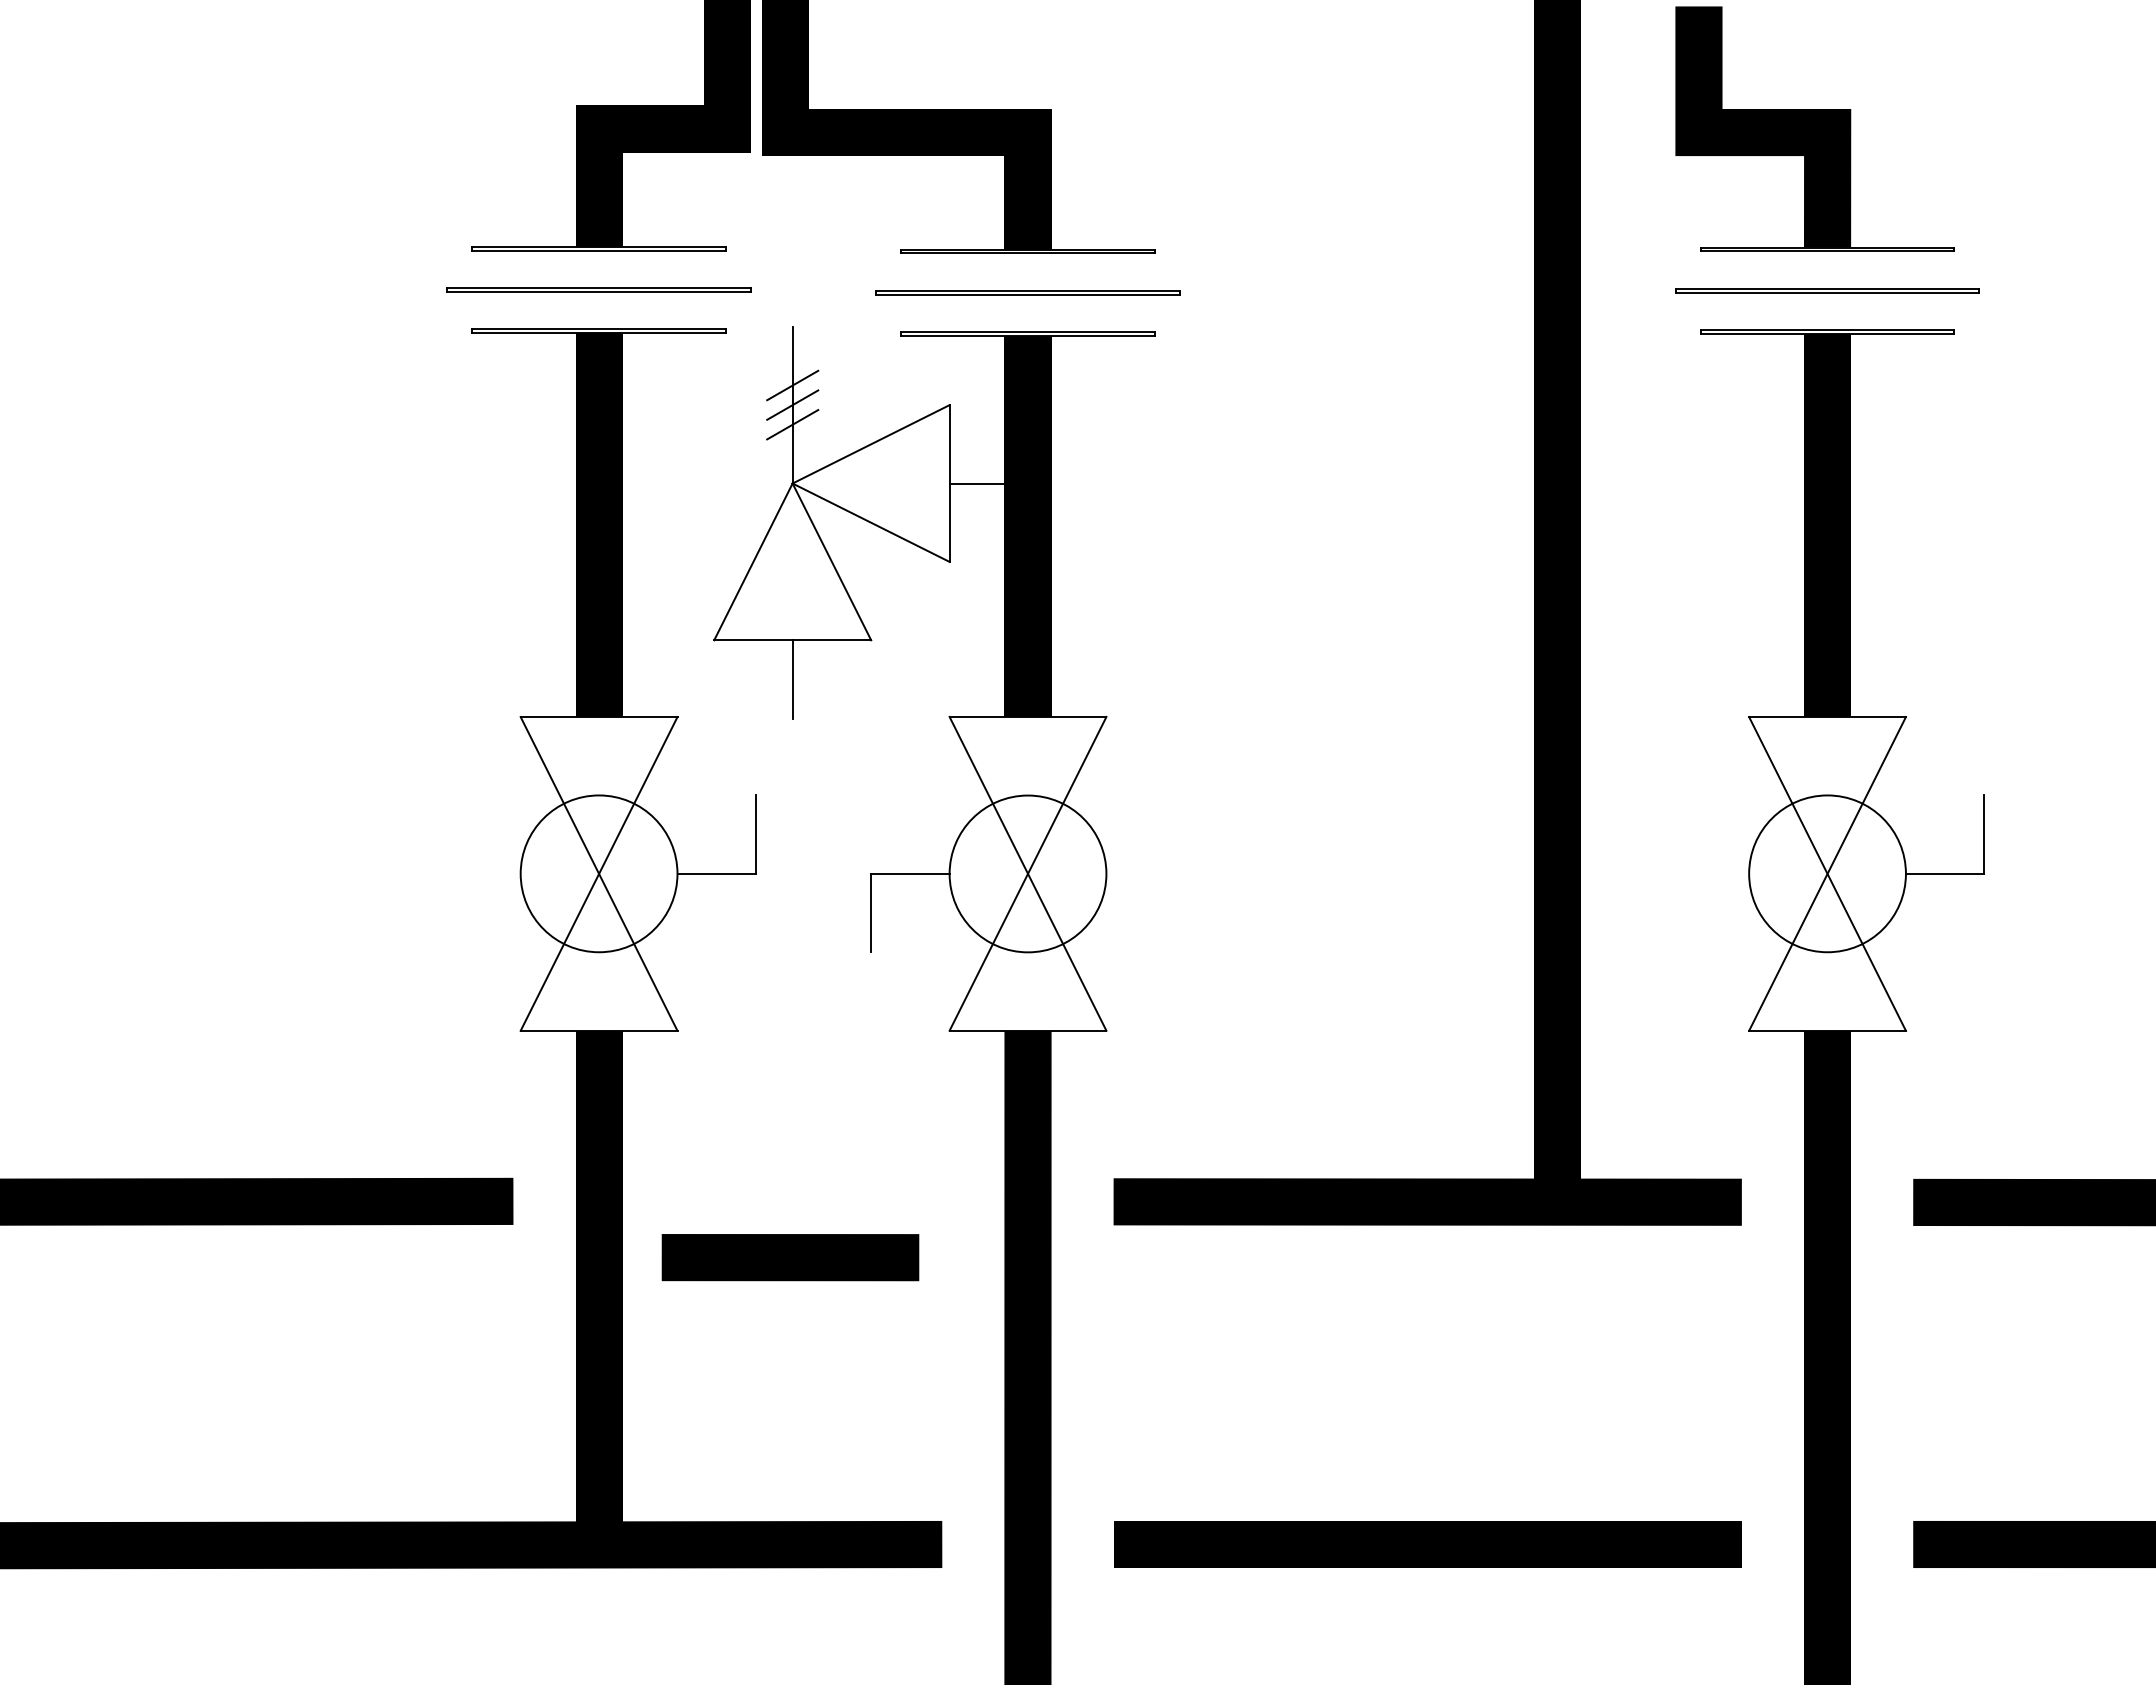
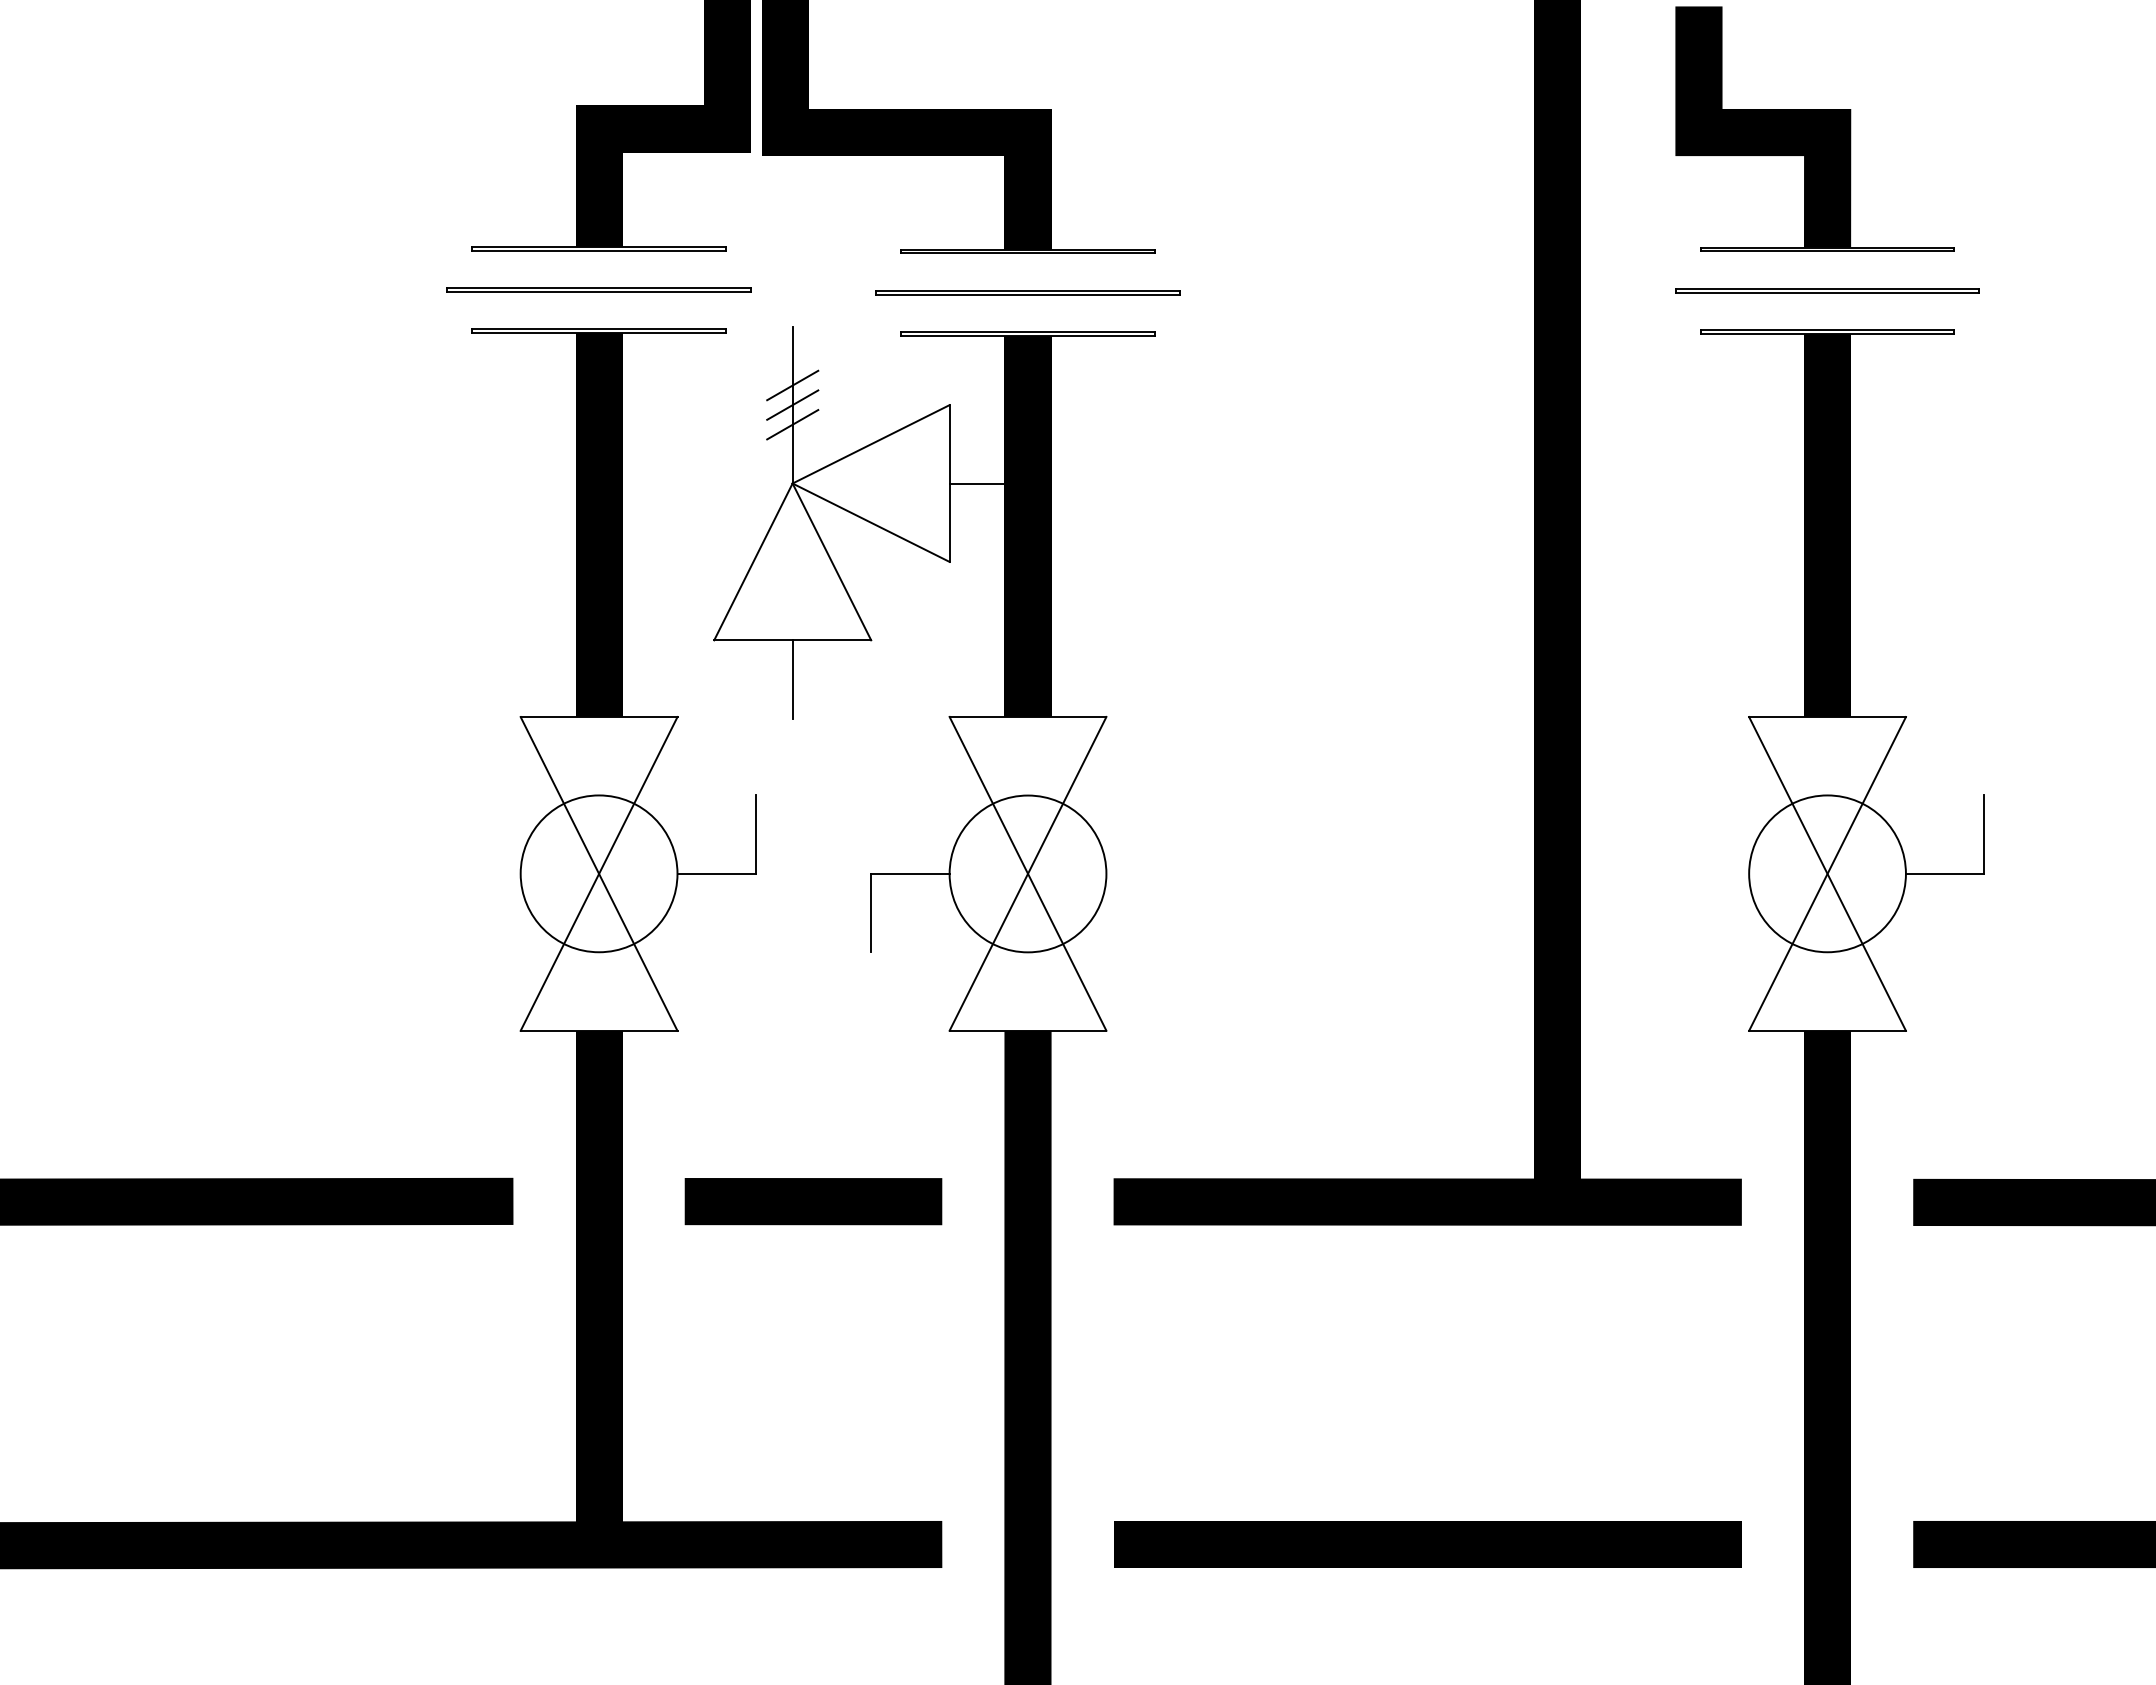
line position: (790, 1257) -> (813, 1201) (813, 1201)
